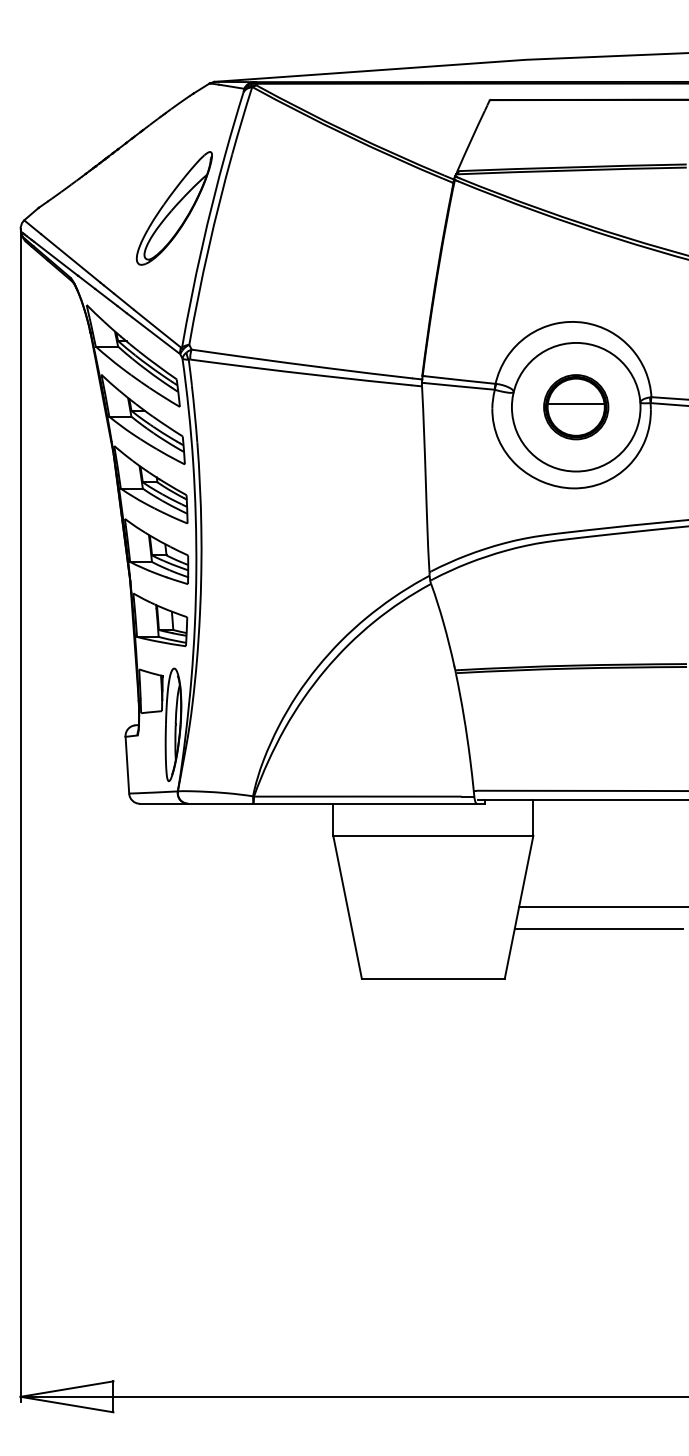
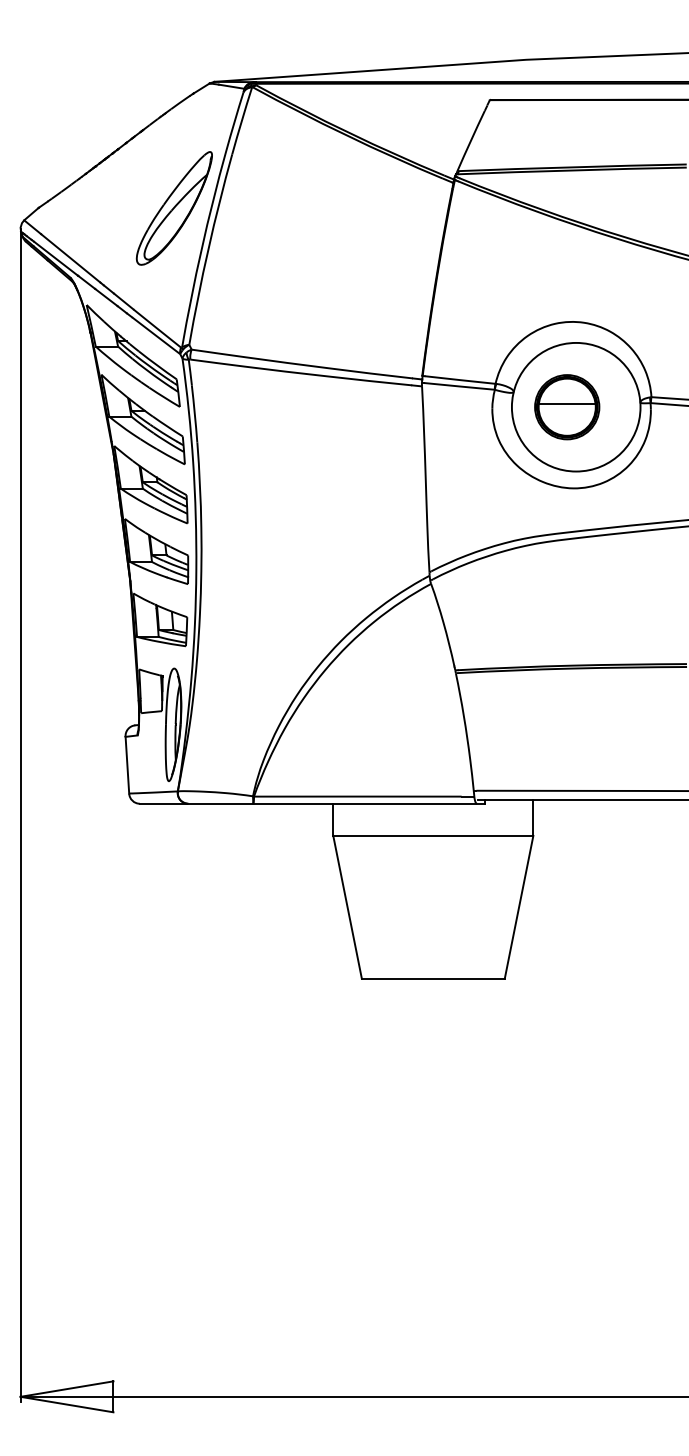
part position: (576, 407) -> (567, 407) (567, 407)
line: present -> none (602, 907)
line: present -> none (598, 928)
